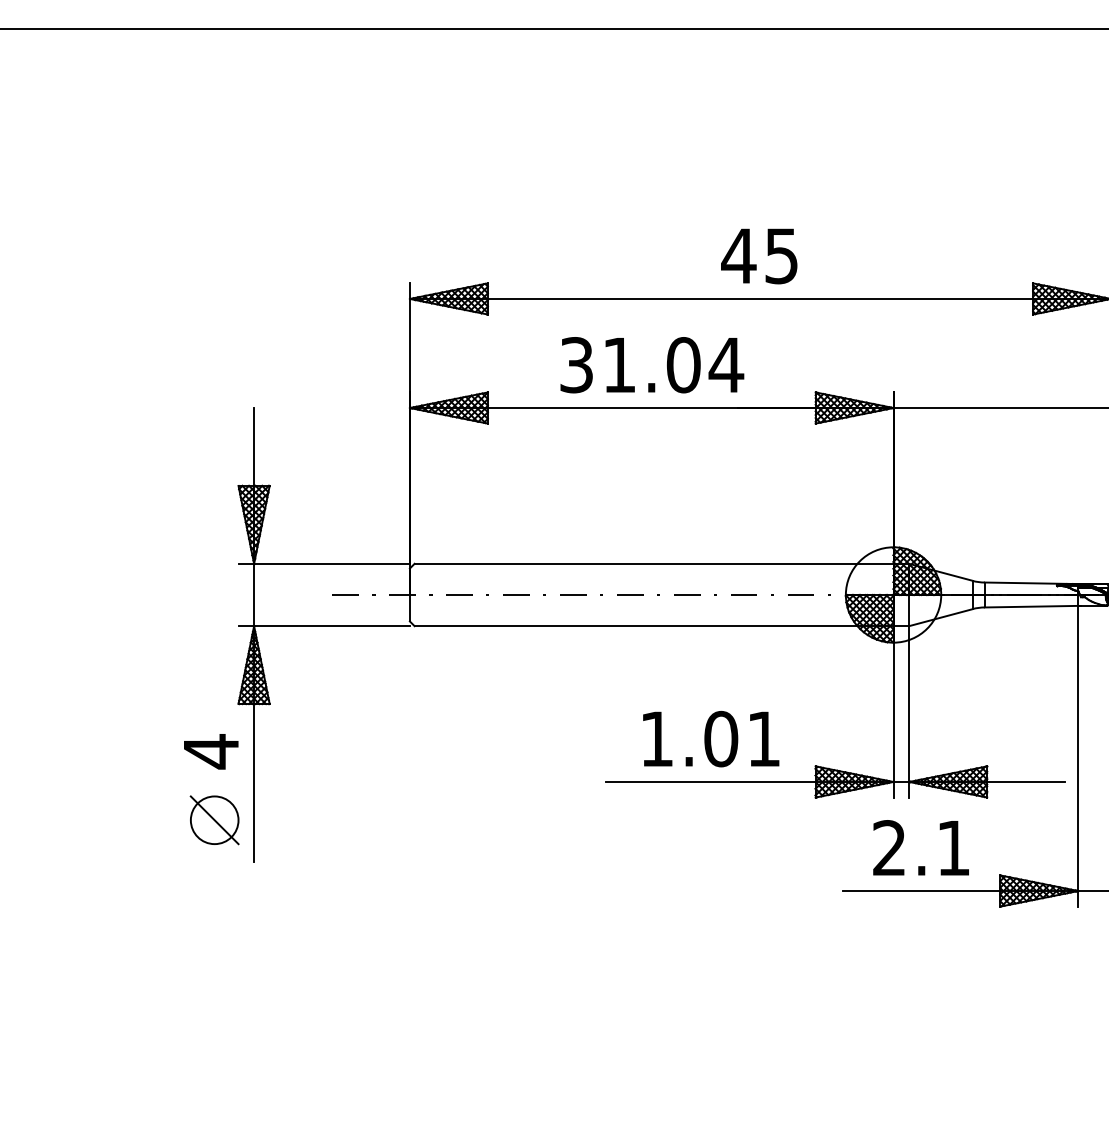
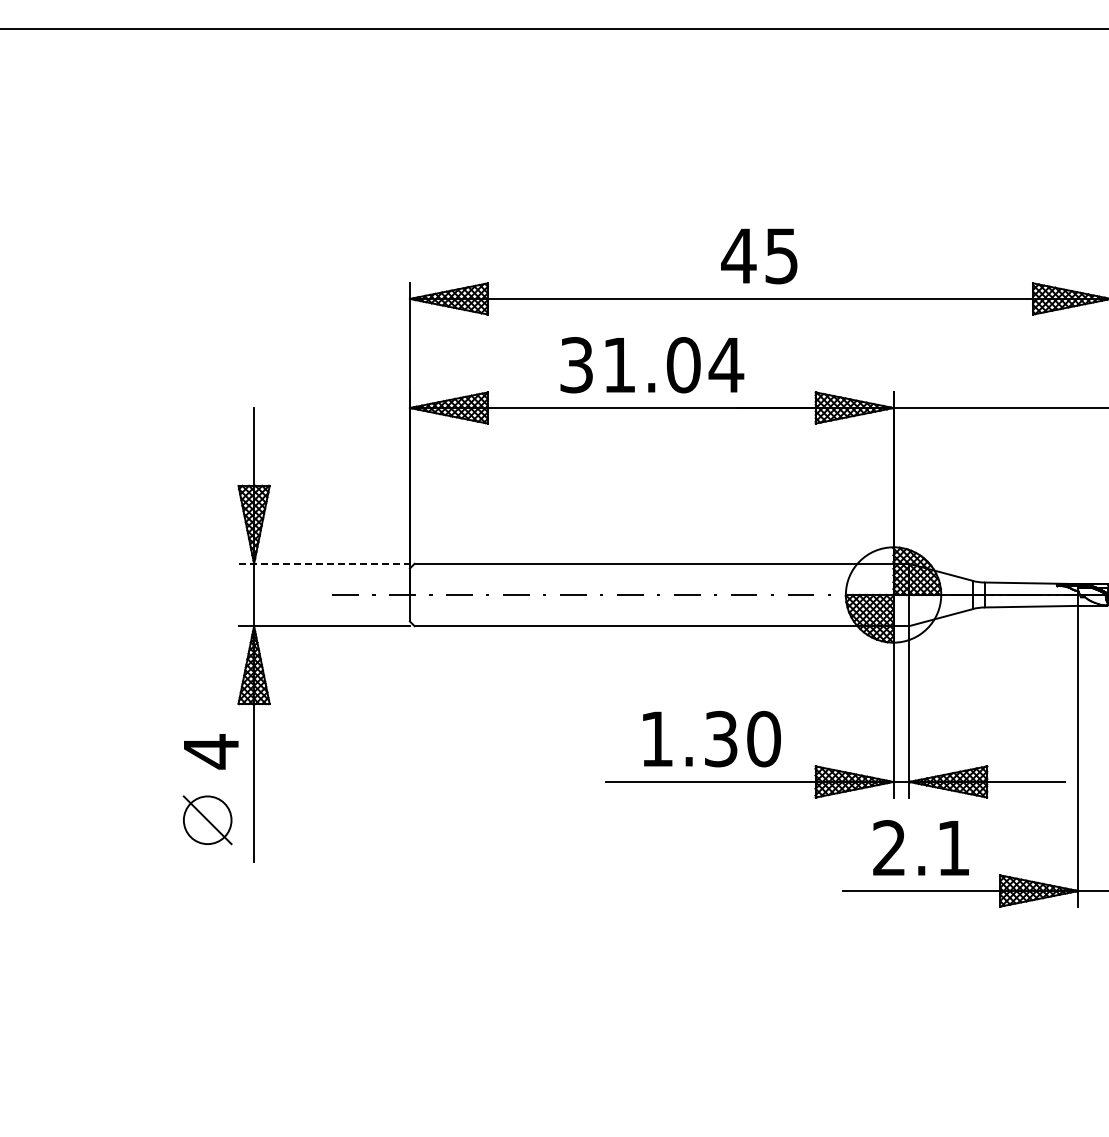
line: solid -> dashed (324, 563)
text: 1.01 -> 1.30 (742, 738)
part position: (214, 820) -> (207, 820) (207, 820)
